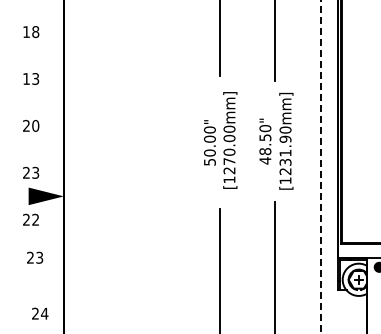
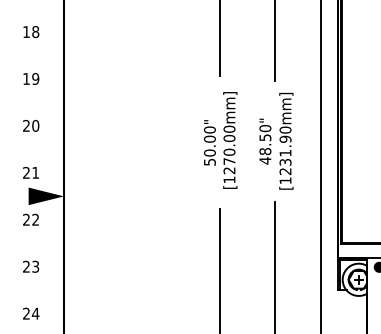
text: 13 -> 19 (35, 78)
line: dashed -> solid (321, 166)
text: 23 -> 21 (35, 172)
text position: (35, 257) -> (31, 266) (31, 266)
text position: (40, 313) -> (31, 313) (31, 313)
